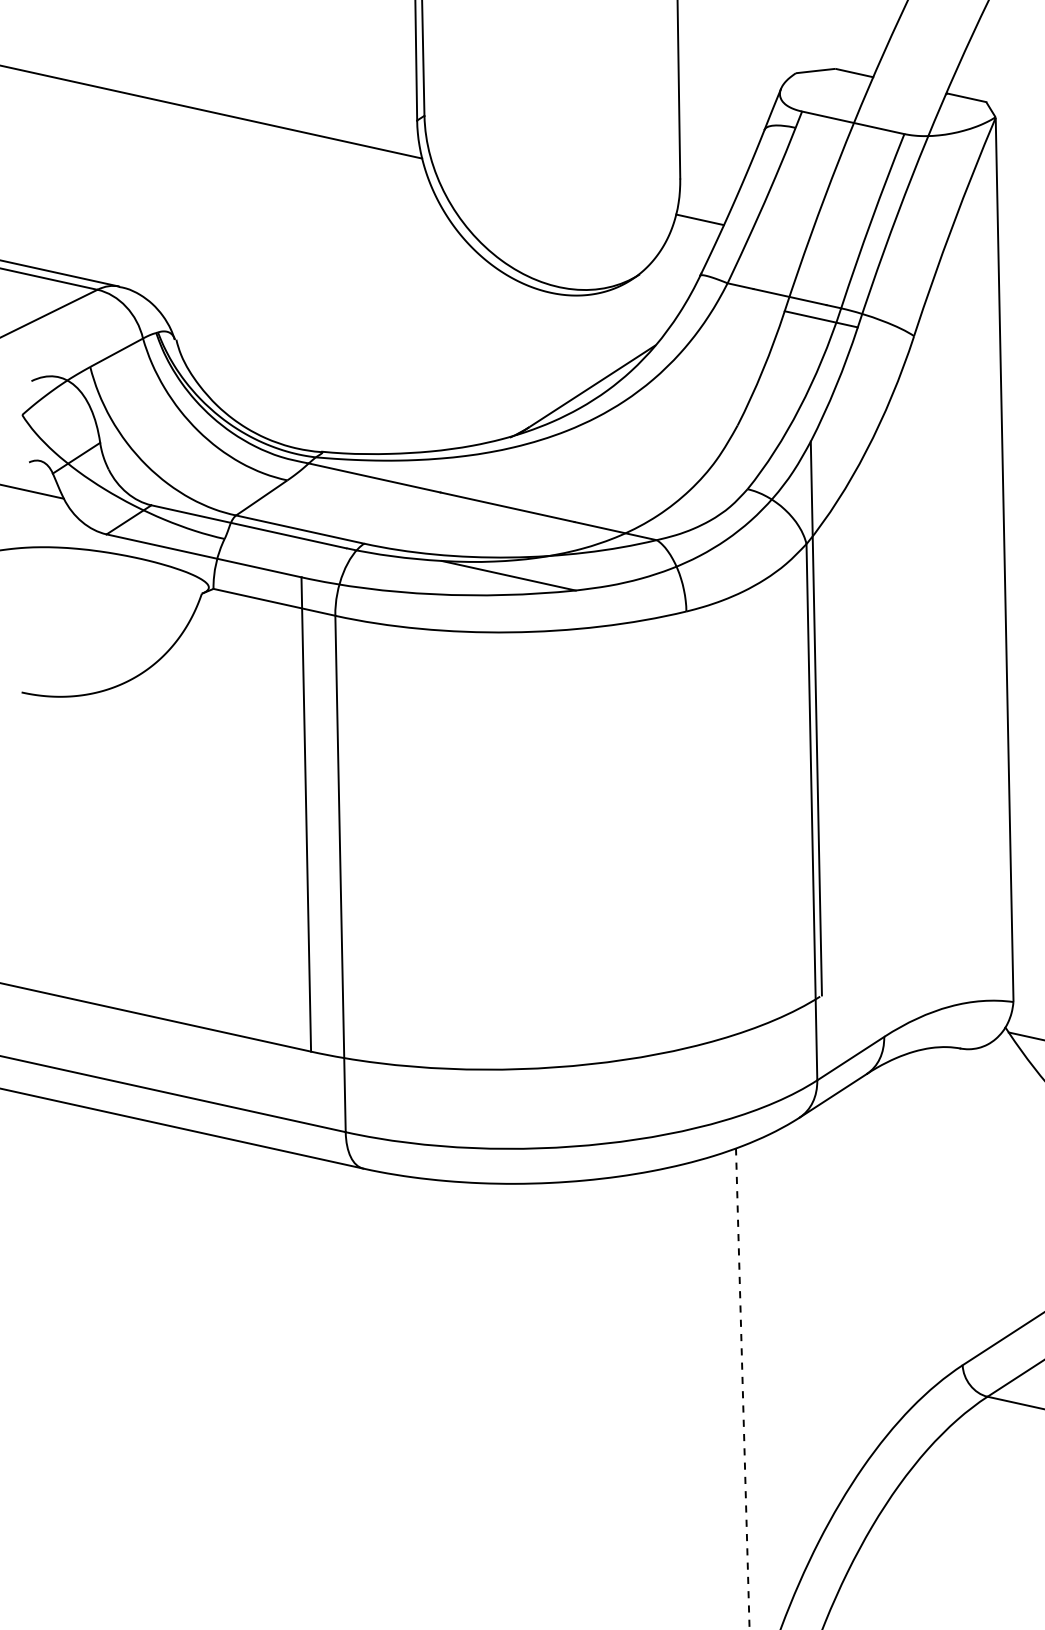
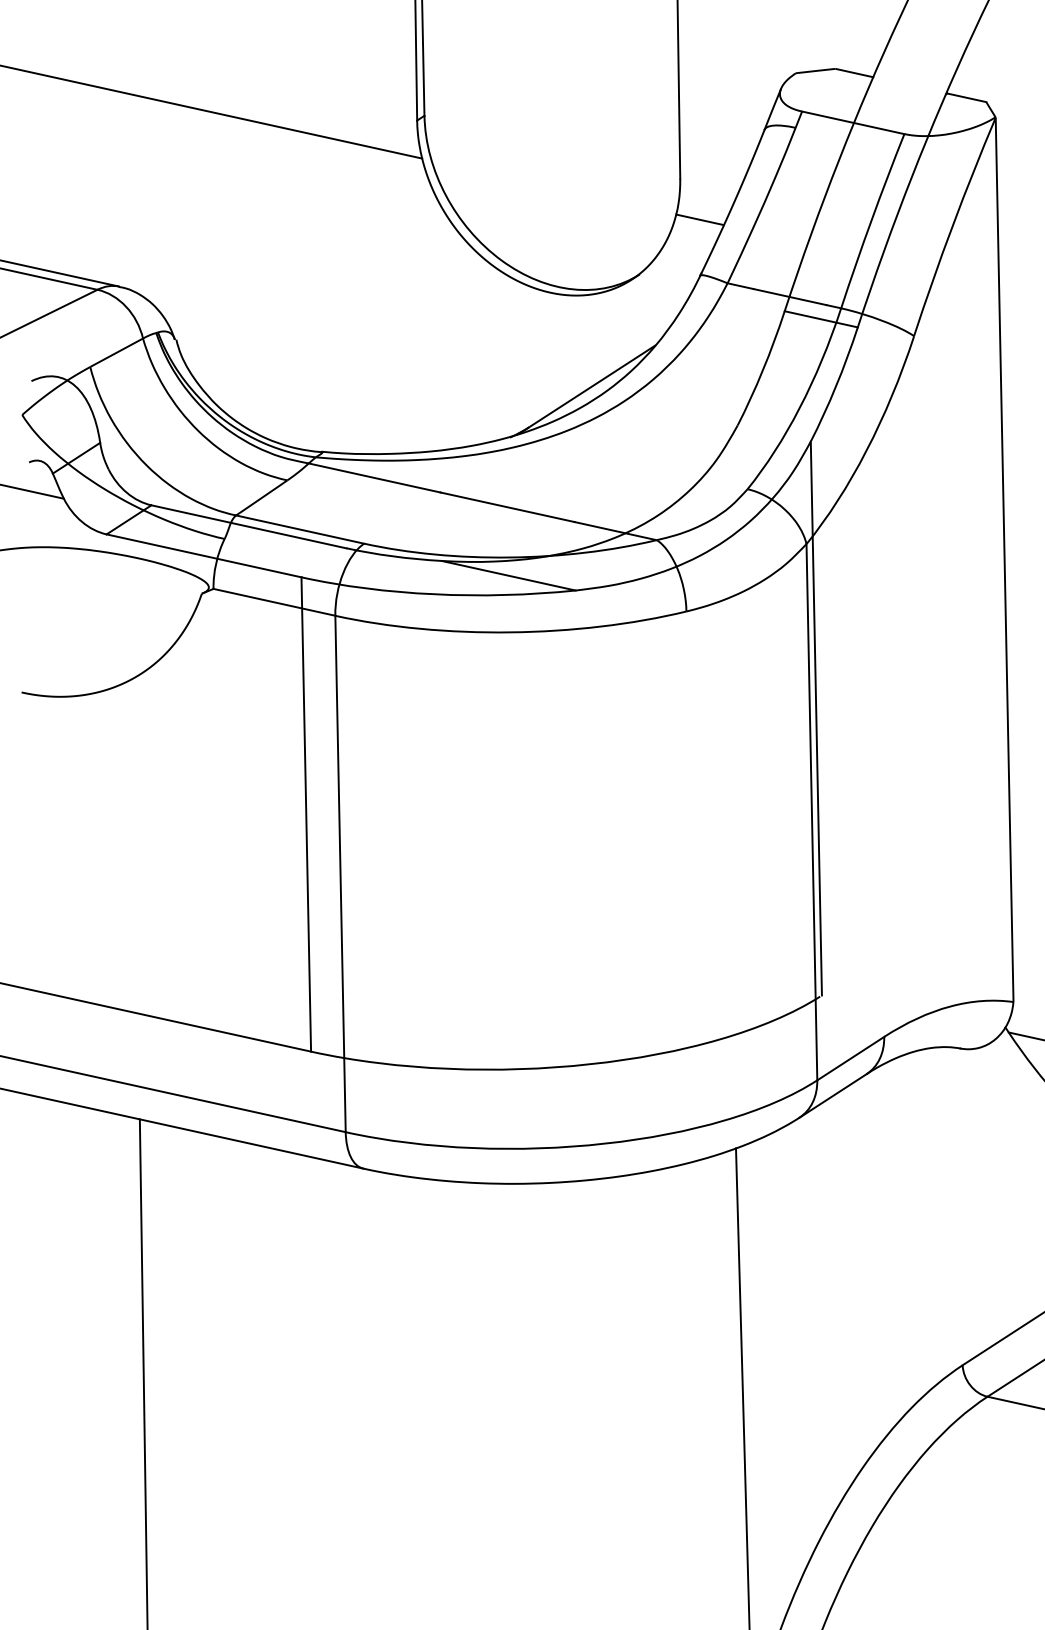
line: none -> present (143, 1372)
line: dashed -> solid (742, 1388)
